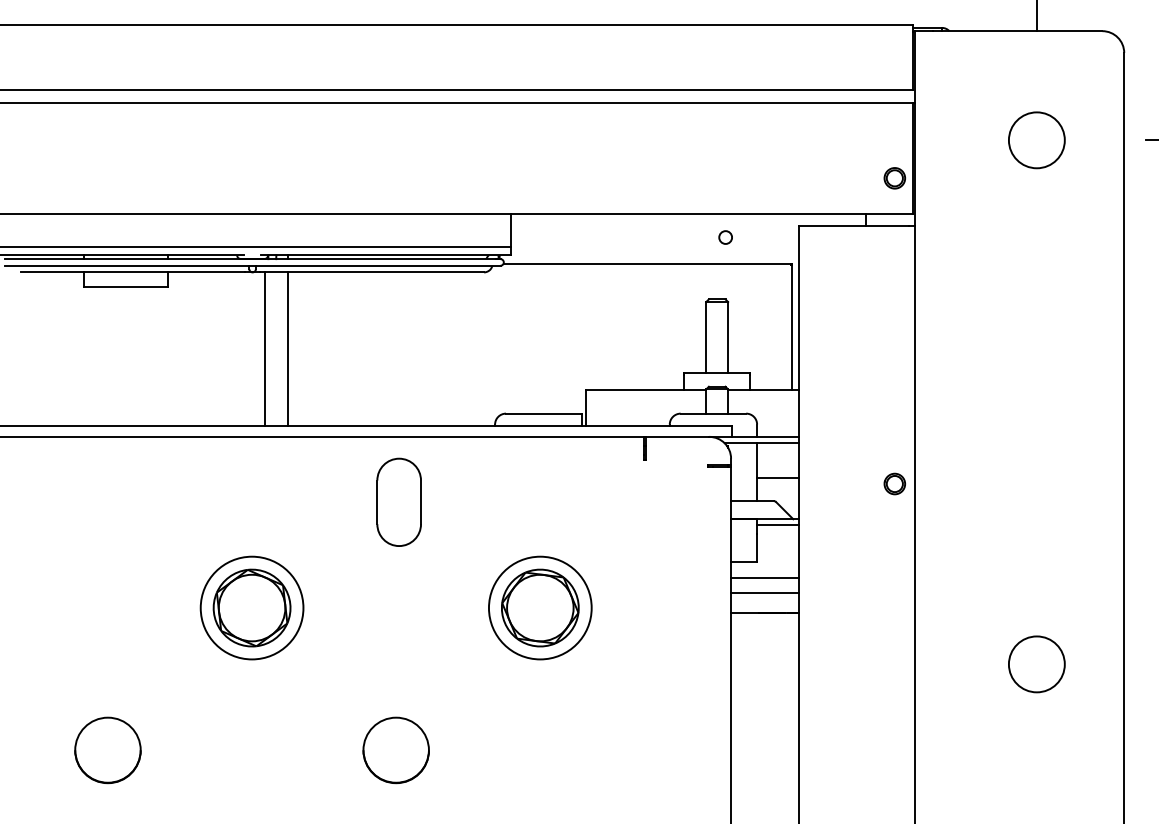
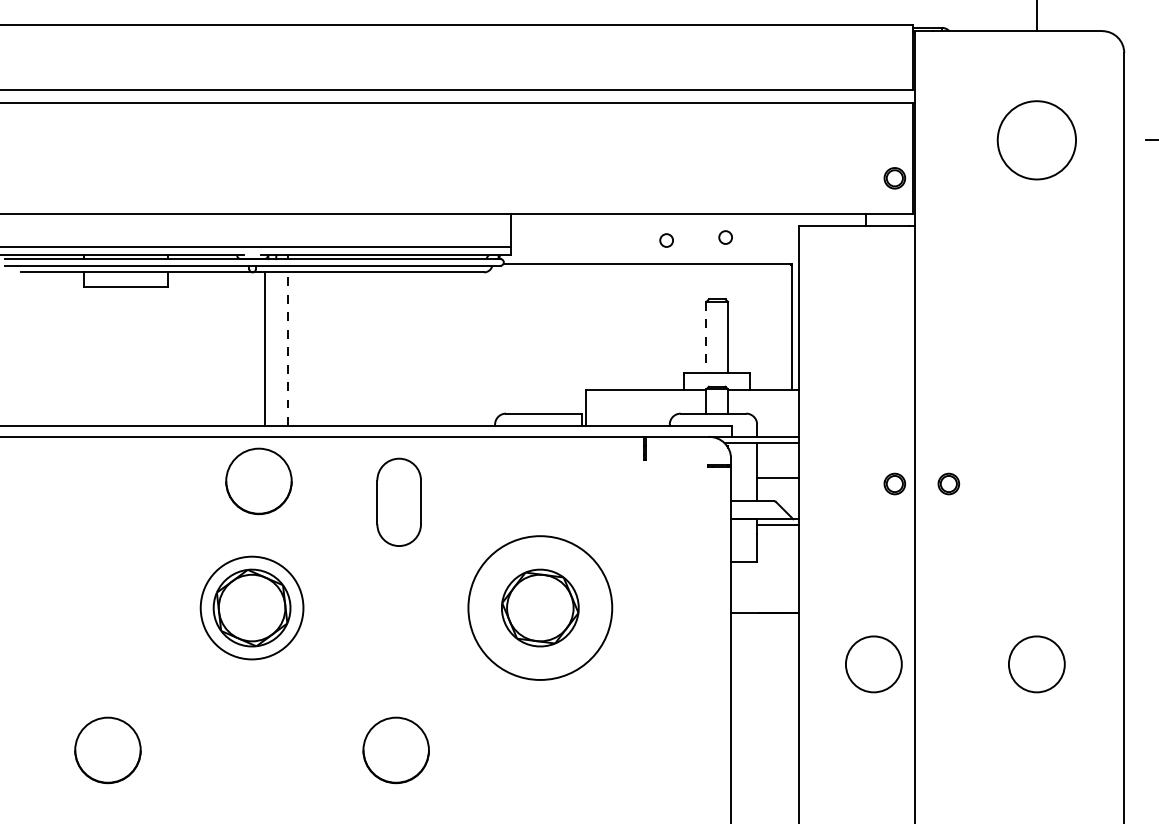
circle diameter: 56 px -> 78 px (1036, 140)
circle: none -> present (666, 240)
line: solid -> dashed (706, 337)
line: solid -> dashed (287, 349)
part: none -> present (258, 481)
part: none -> present (948, 483)
line: present -> none (764, 577)
line: present -> none (764, 592)
circle diameter: 103 px -> 144 px (540, 607)
circle: none -> present (873, 664)
